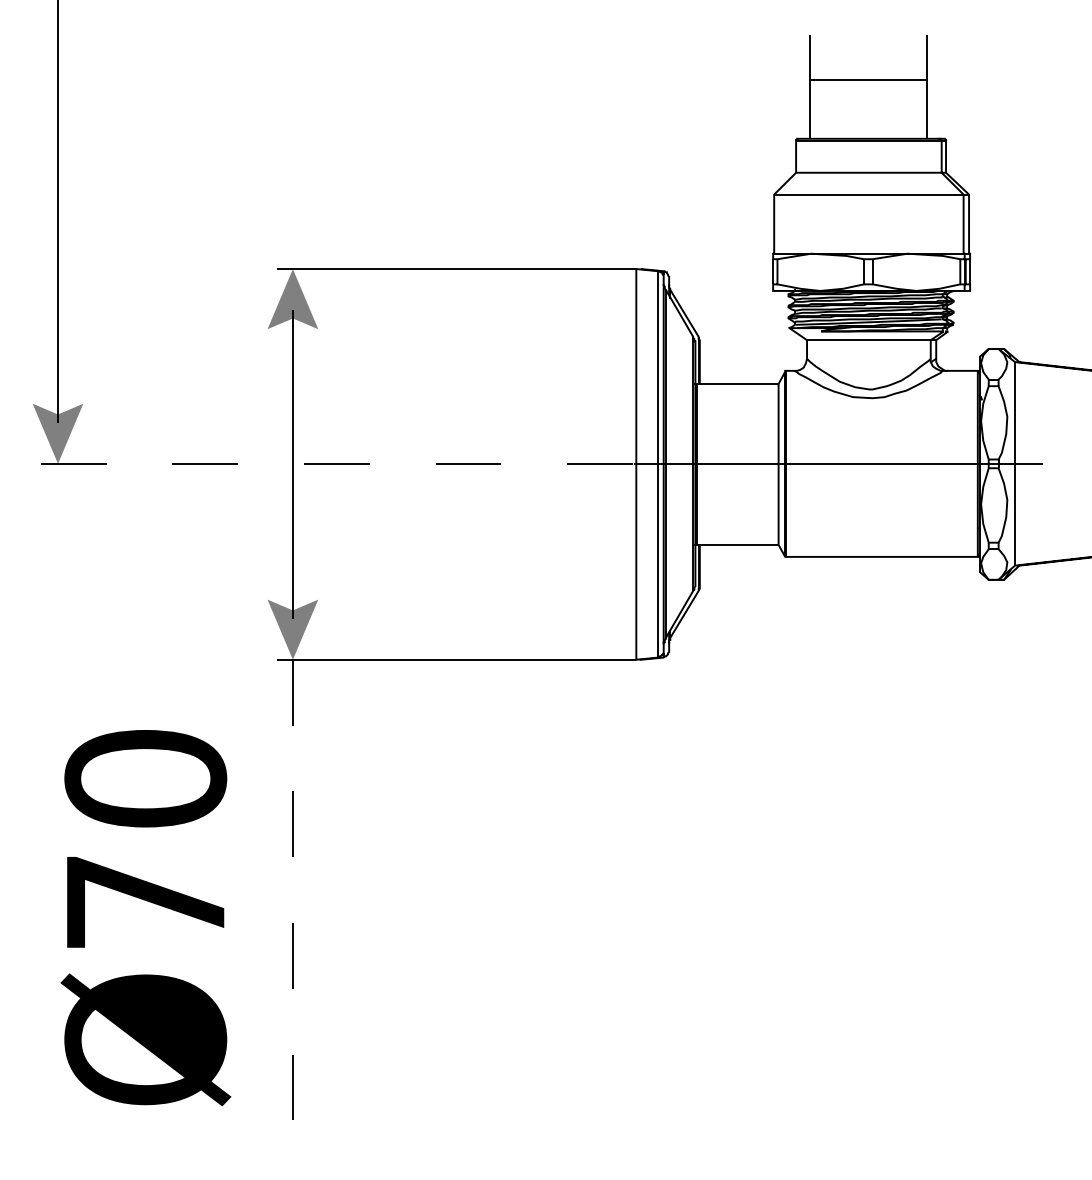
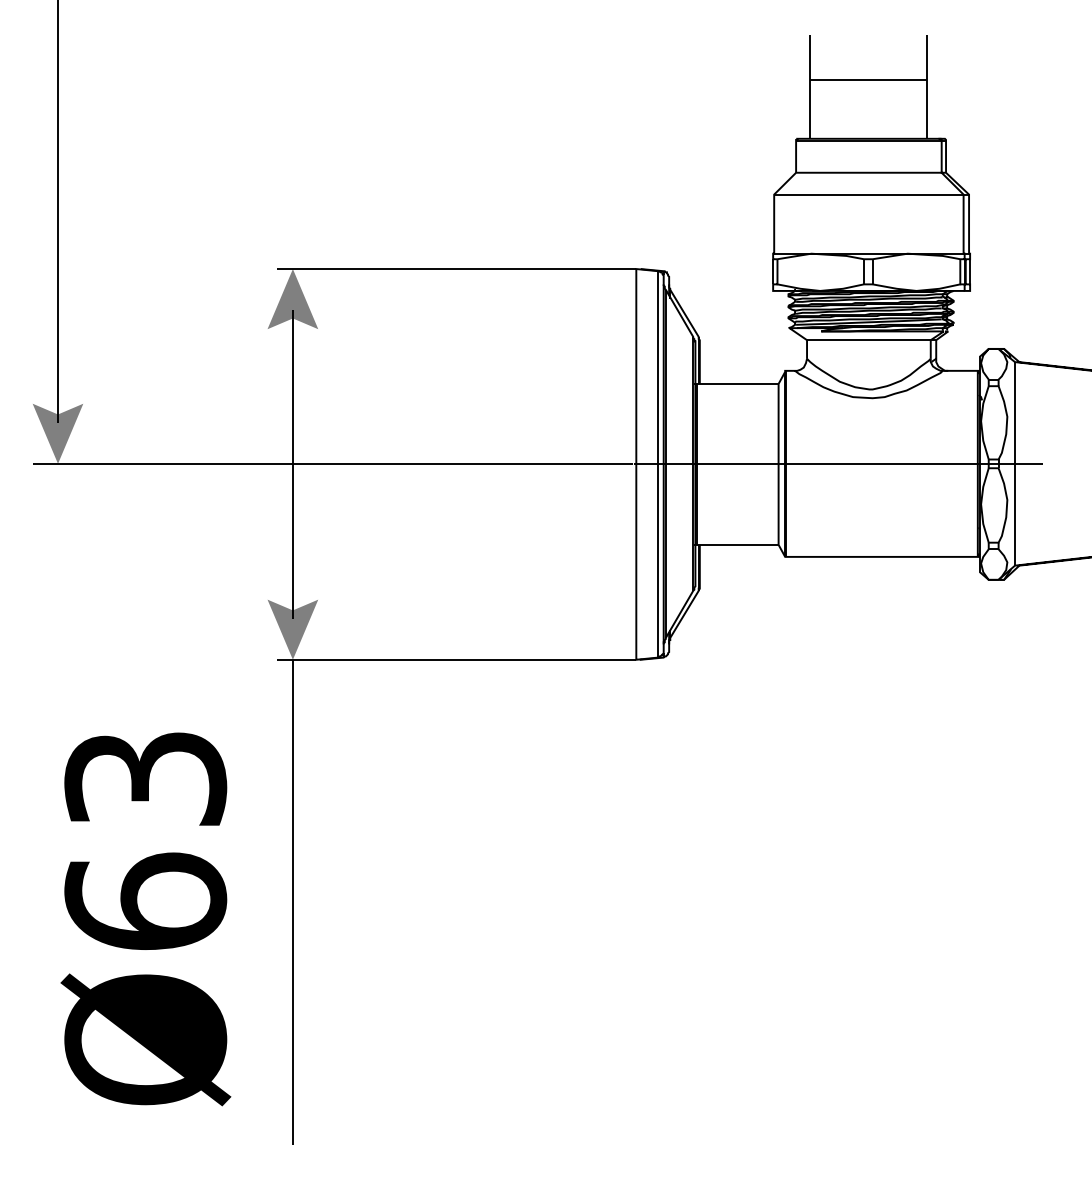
line: dashed -> solid (333, 463)
text: Ø70 -> Ø63 (145, 839)
line: dashed -> solid (292, 902)
